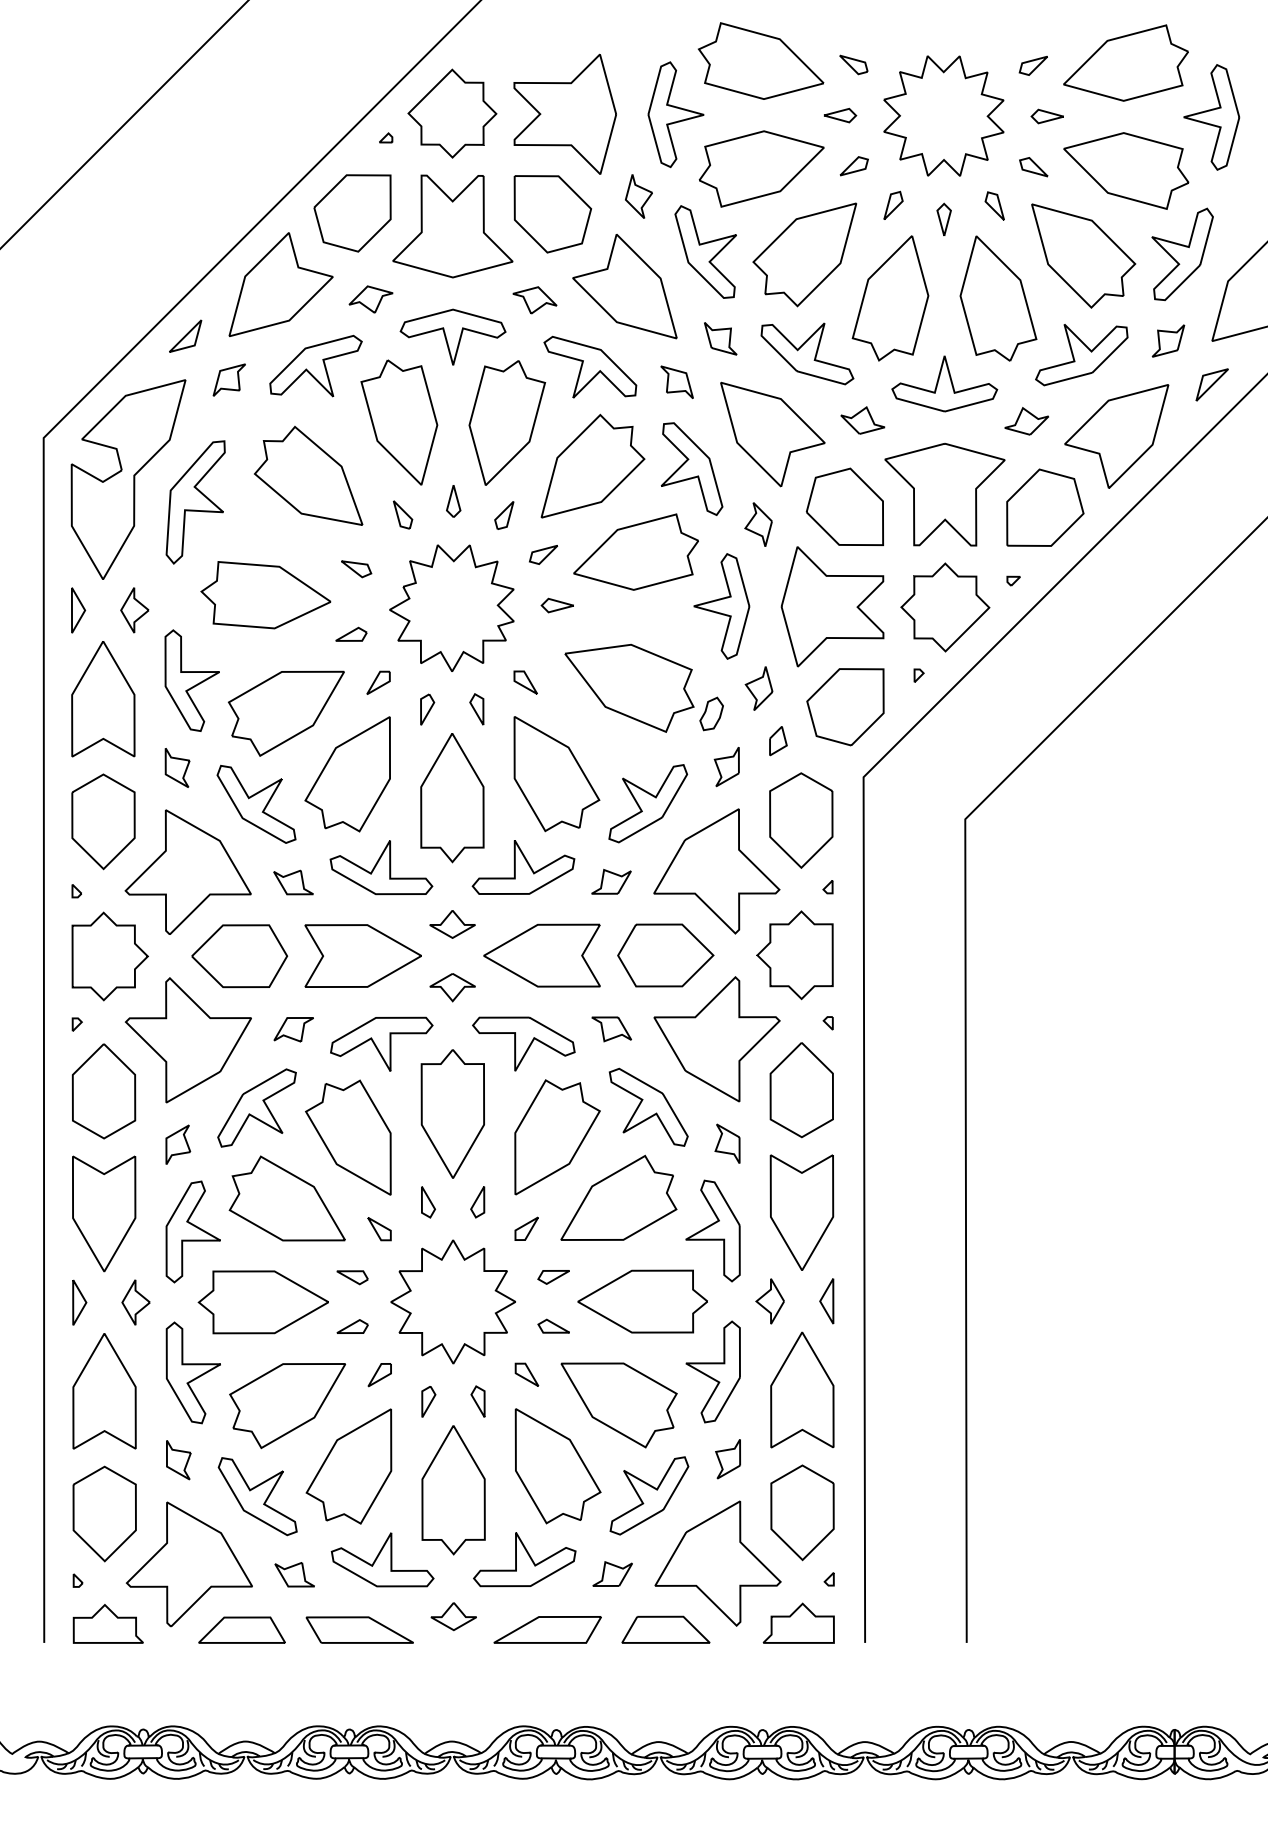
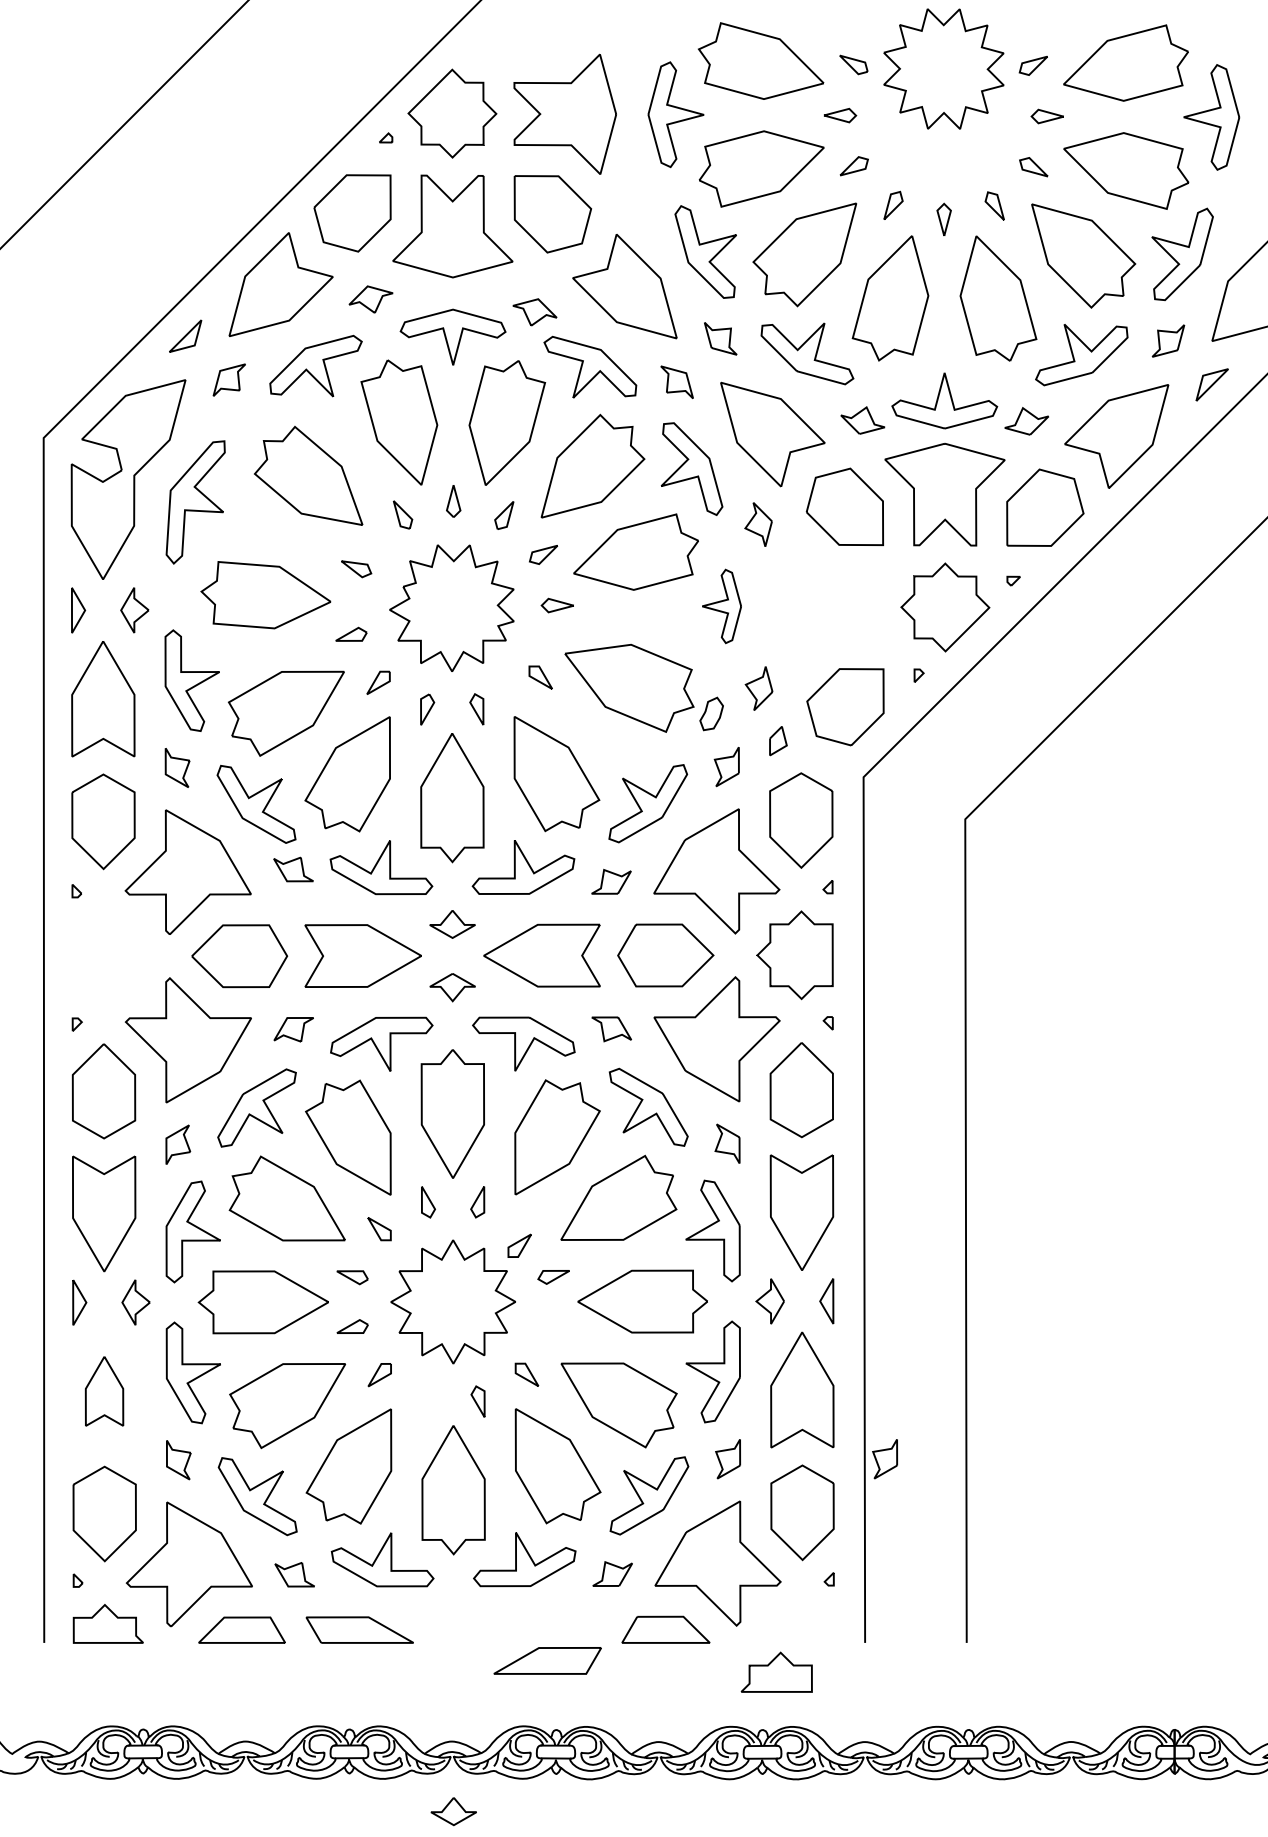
part position: (943, 115) -> (943, 68) (943, 68)
part: present -> none (638, 196)
part position: (534, 300) -> (534, 312) (534, 312)
part position: (944, 383) -> (944, 400) (944, 400)
part size: 58x107 px -> 40x77 px (721, 606)
part: present -> none (832, 606)
part position: (525, 682) -> (540, 677) (540, 677)
part position: (293, 882) -> (293, 869) (293, 869)
part: present -> none (109, 956)
part position: (526, 1228) -> (519, 1245) (519, 1245)
part: present -> none (553, 1325)
part size: 65x117 px -> 41x71 px (104, 1391)
part: present -> none (428, 1401)
part: none -> present (884, 1459)
part position: (453, 1616) -> (453, 1811) (453, 1811)
part position: (798, 1622) -> (776, 1671) (776, 1671)
part position: (547, 1629) -> (547, 1660) (547, 1660)
